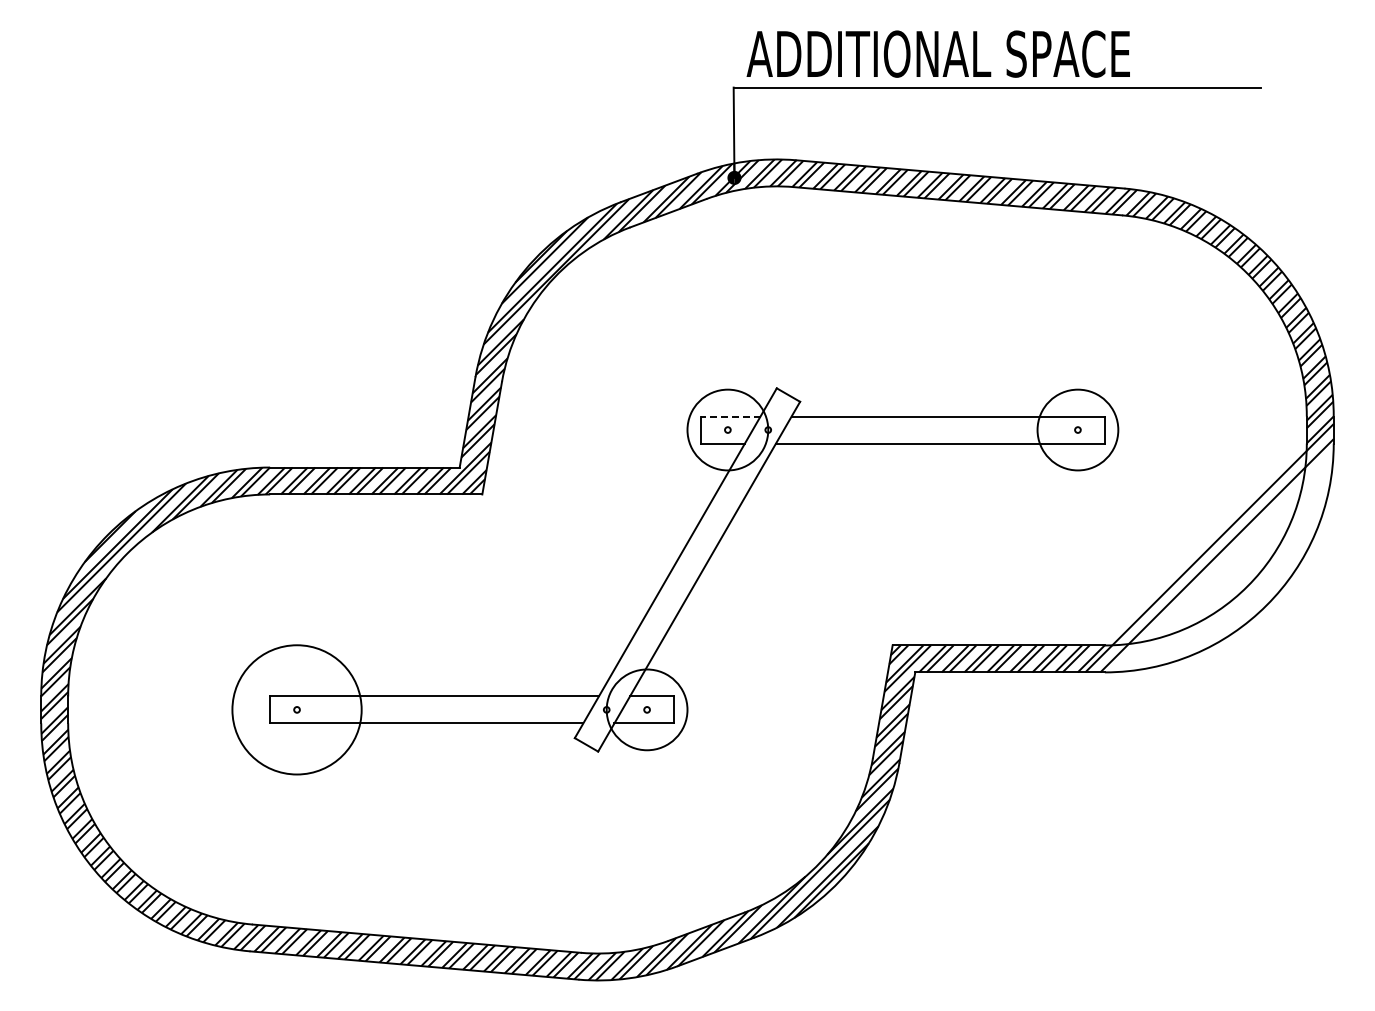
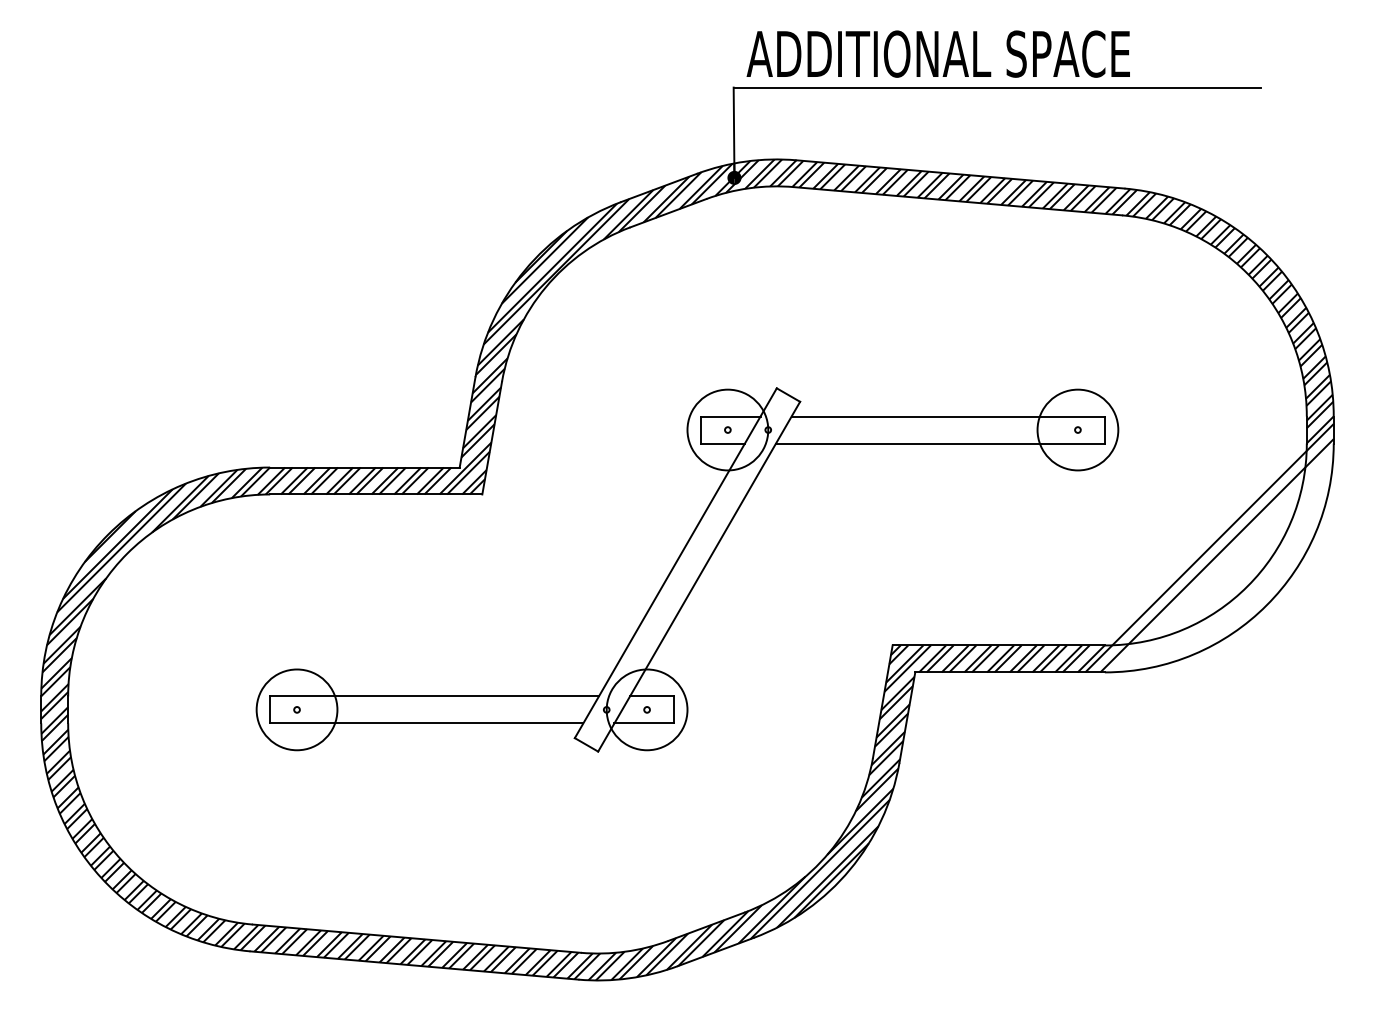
line: dashed -> solid (730, 416)
circle diameter: 129 px -> 81 px (296, 709)
